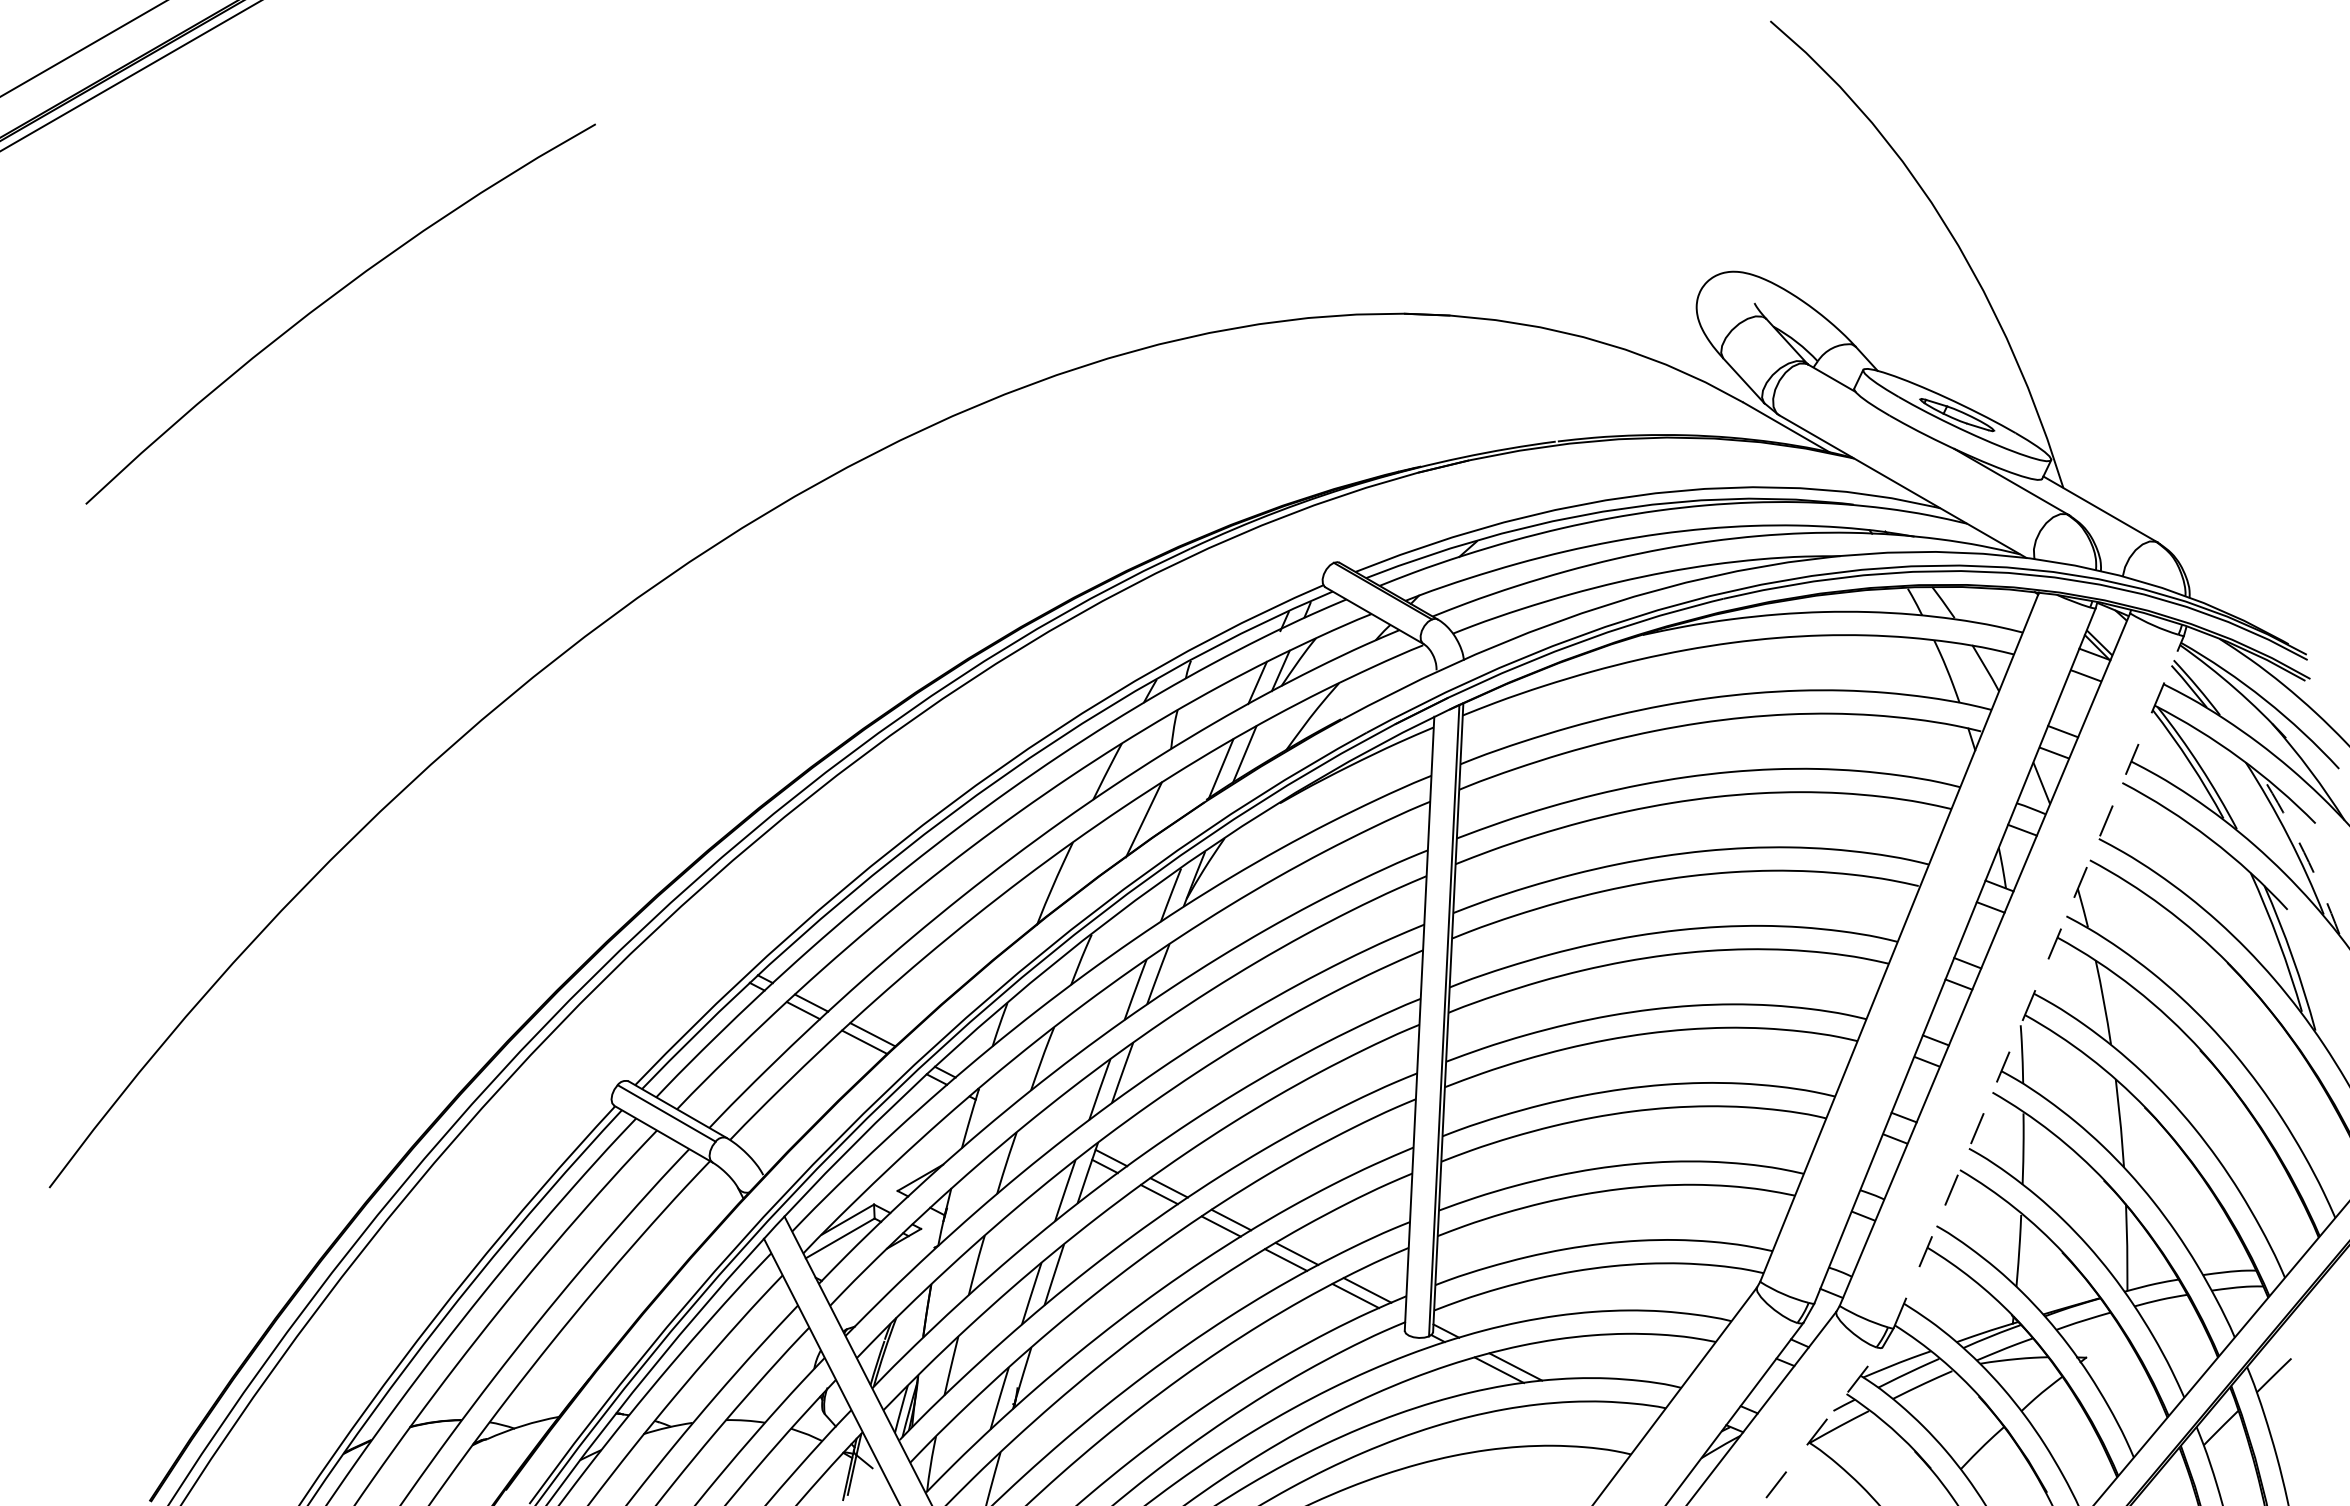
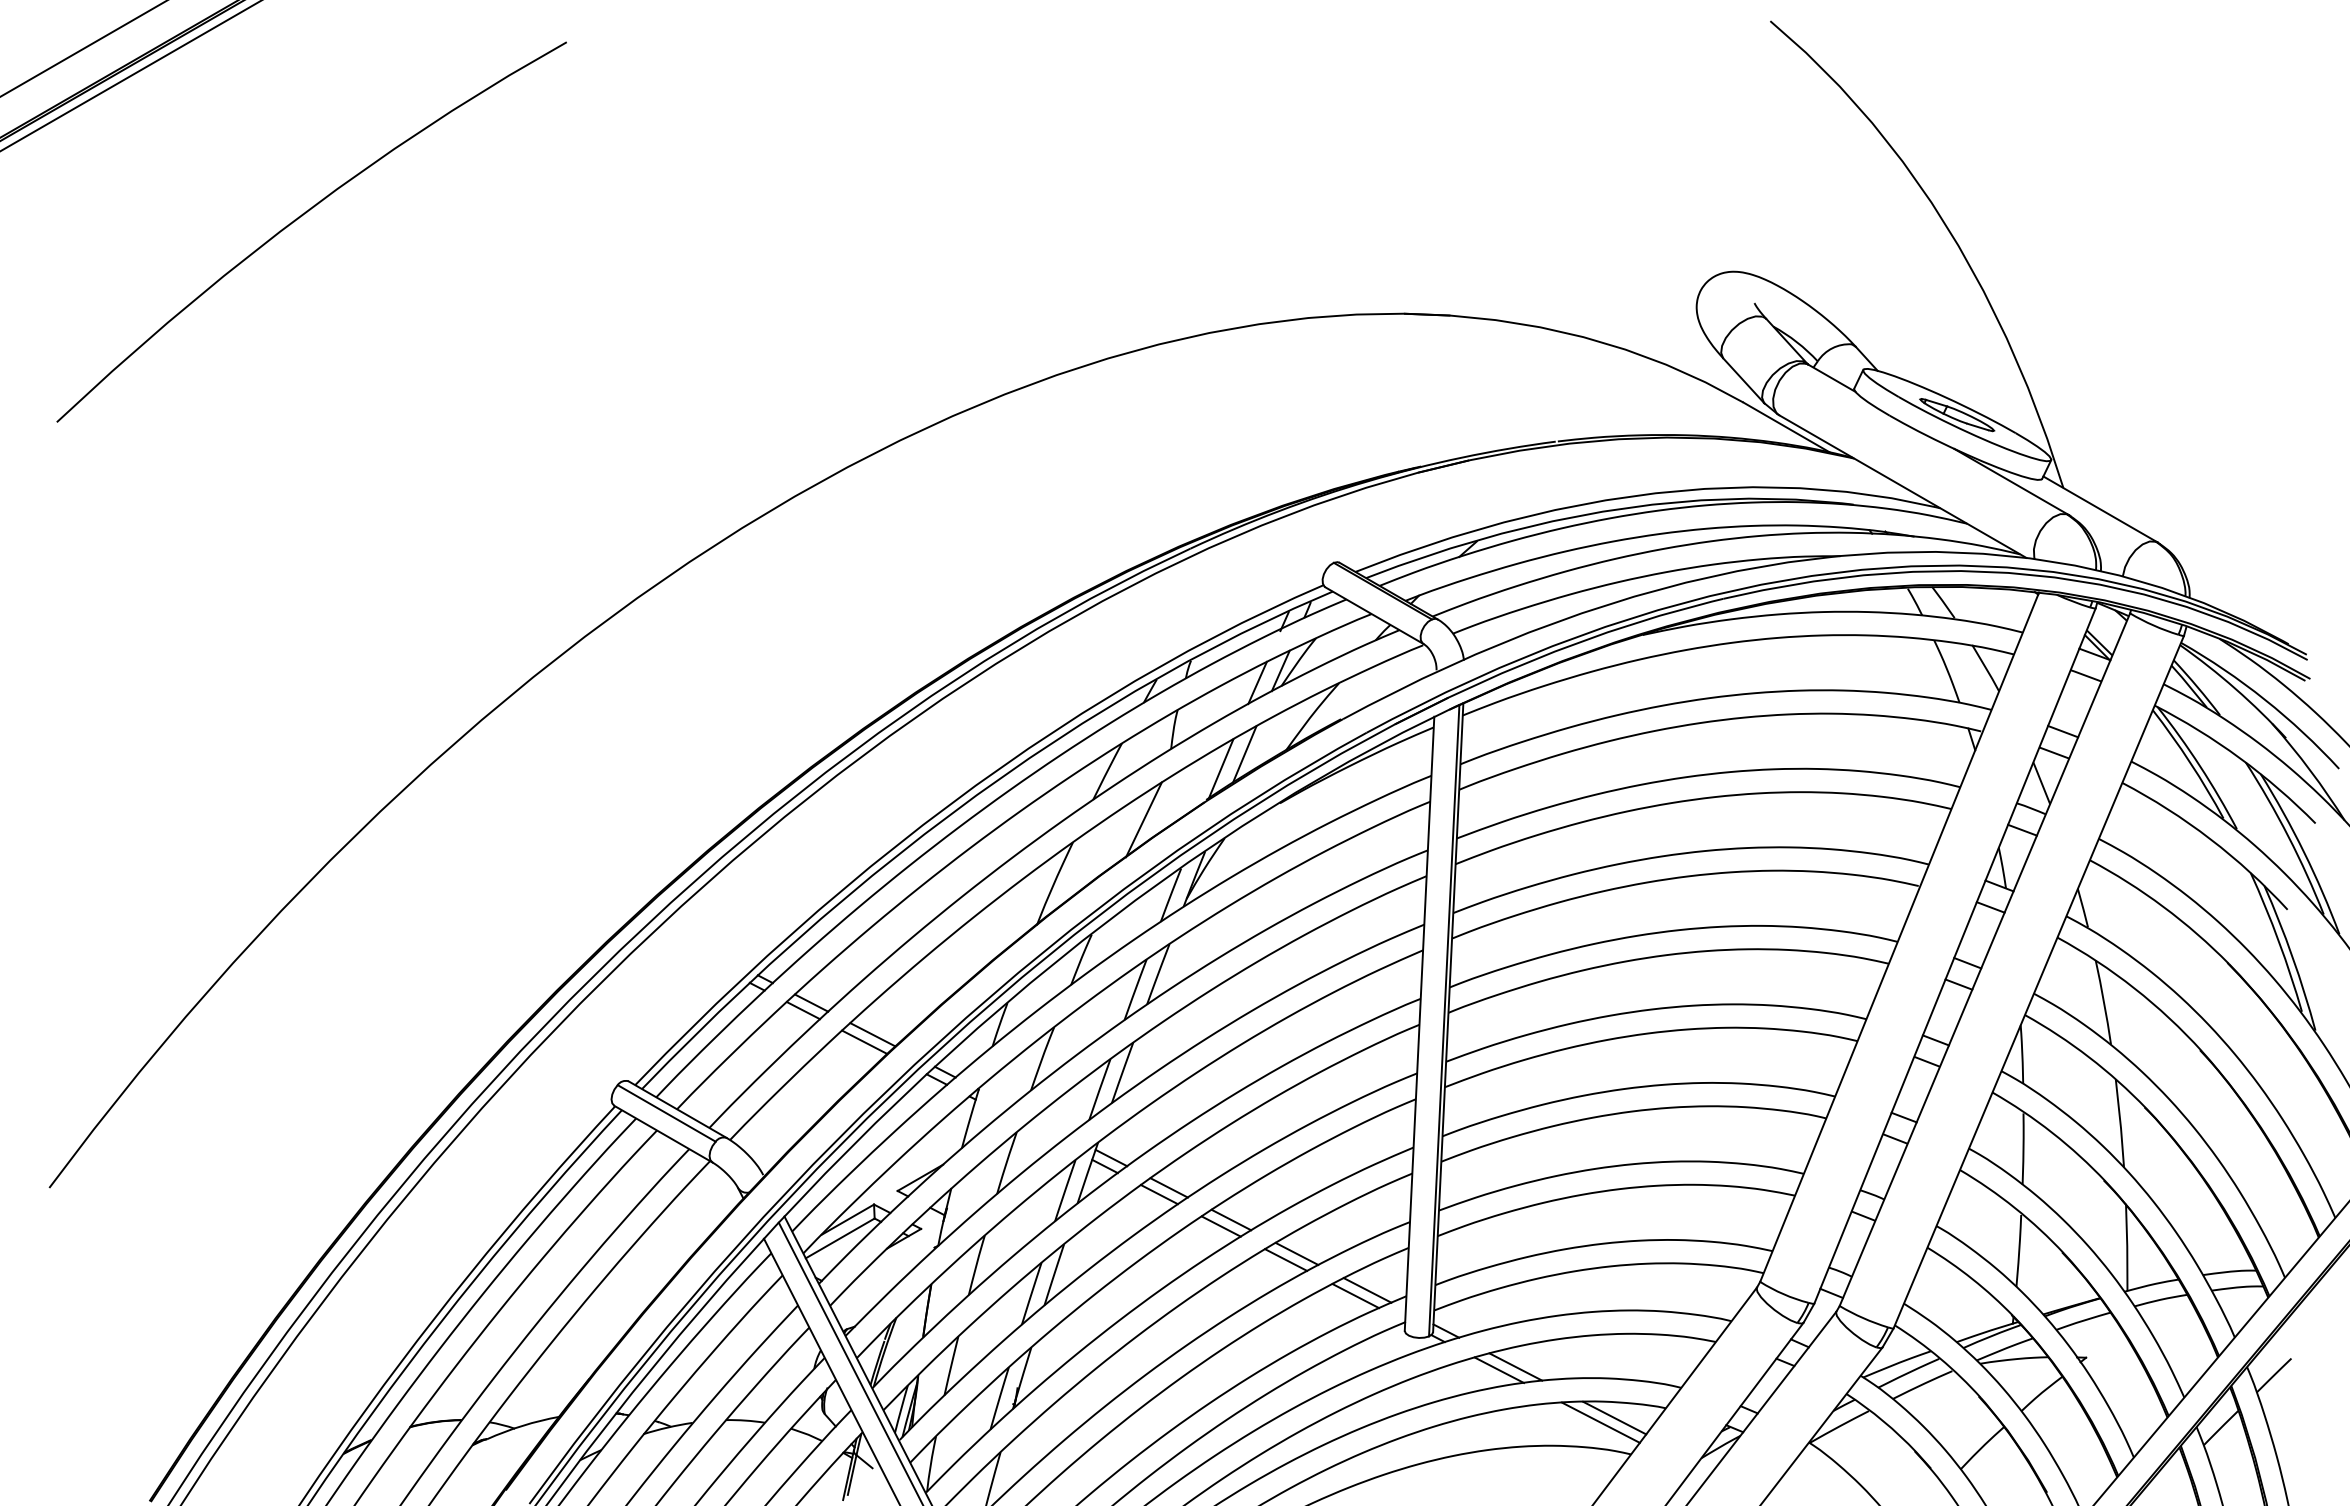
curve position: (331, 298) -> (302, 216) (302, 216)
arc: dashed -> solid (2304, 852)
line: dashed -> solid (2038, 982)
line: none -> present (849, 1362)
line: none -> present (1614, 1417)
line: none -> present (1600, 1422)
line: dashed -> solid (1821, 1426)
